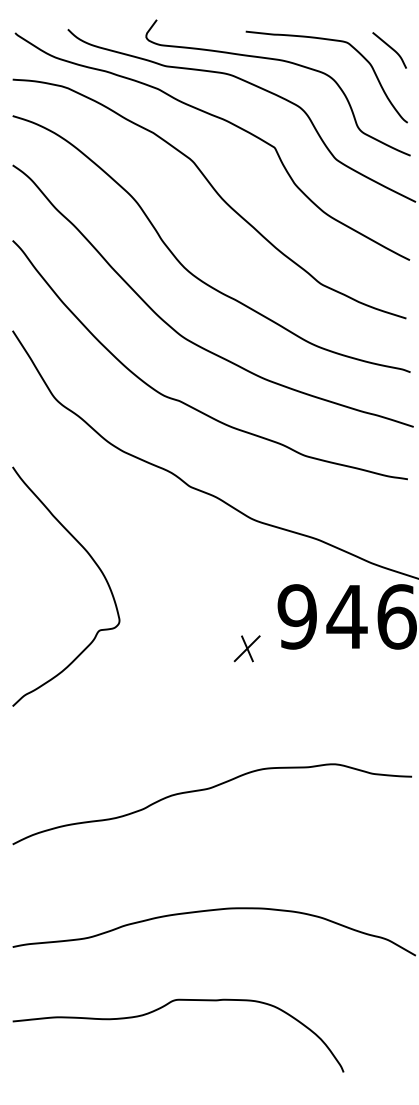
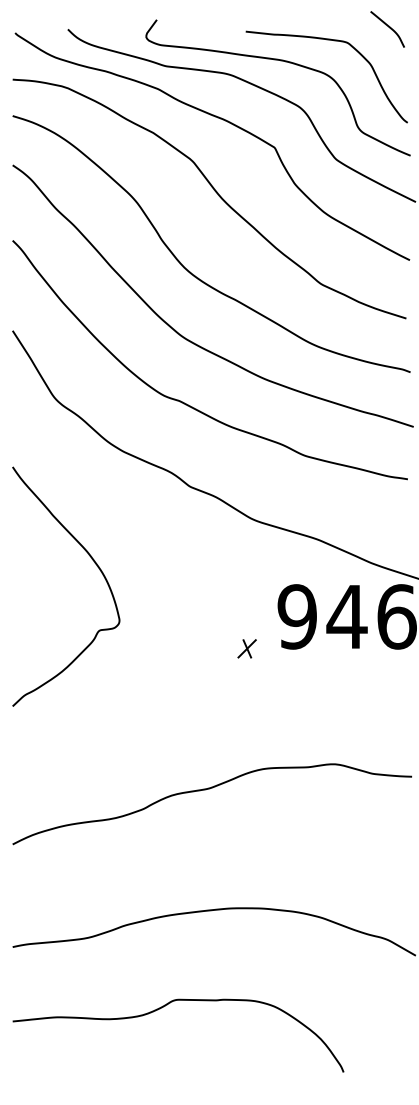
curve position: (390, 48) -> (388, 27) (388, 27)
part size: 28x28 px -> 20x20 px (246, 648)
